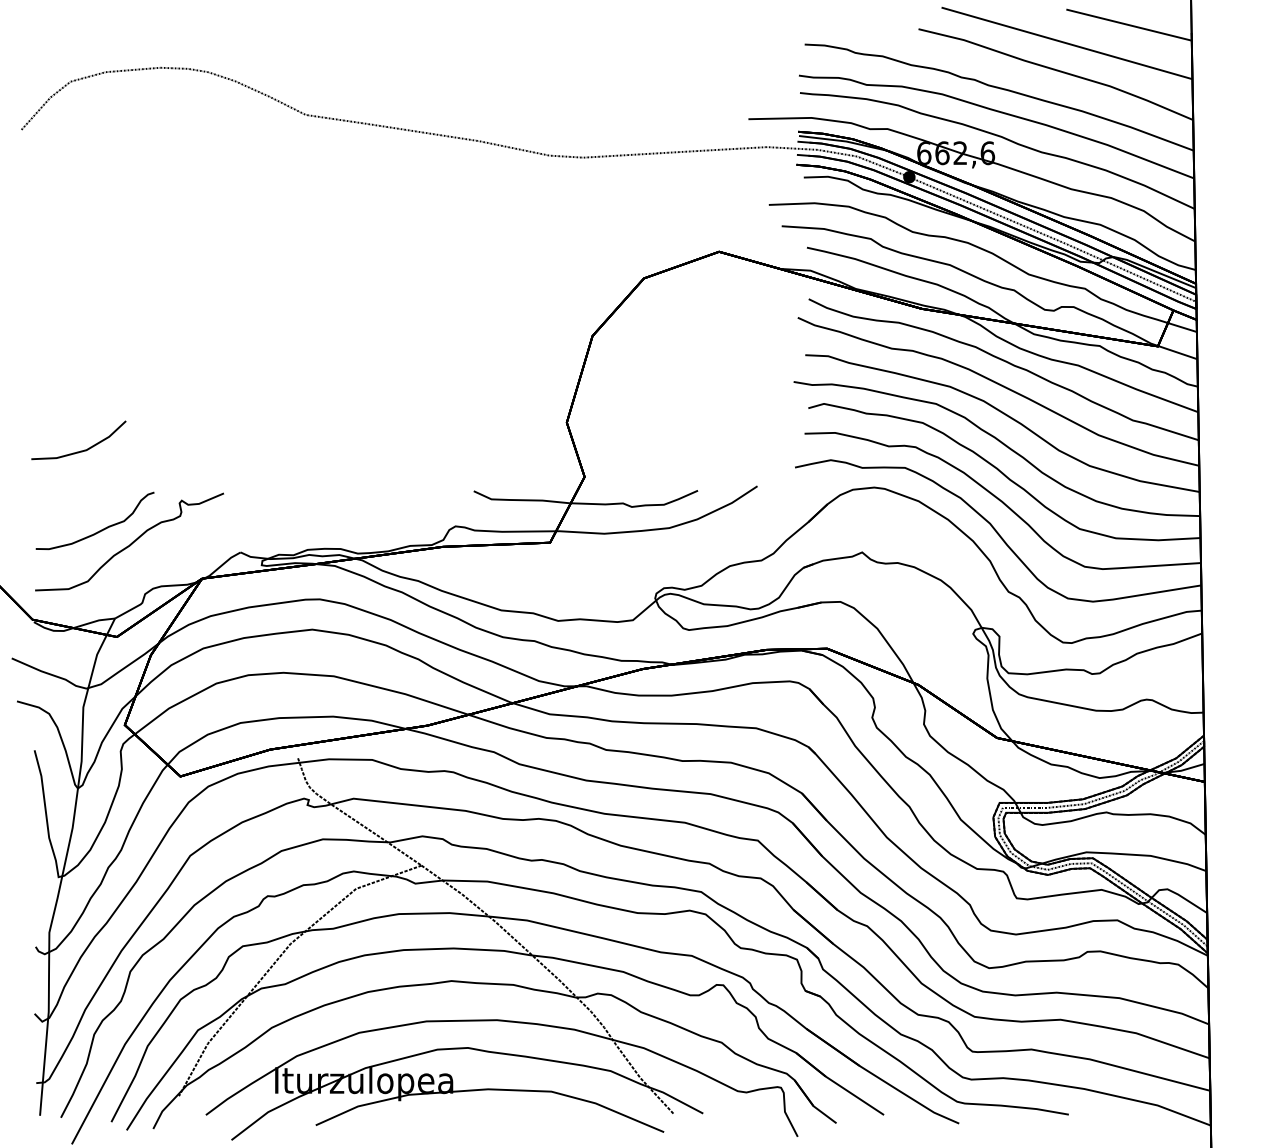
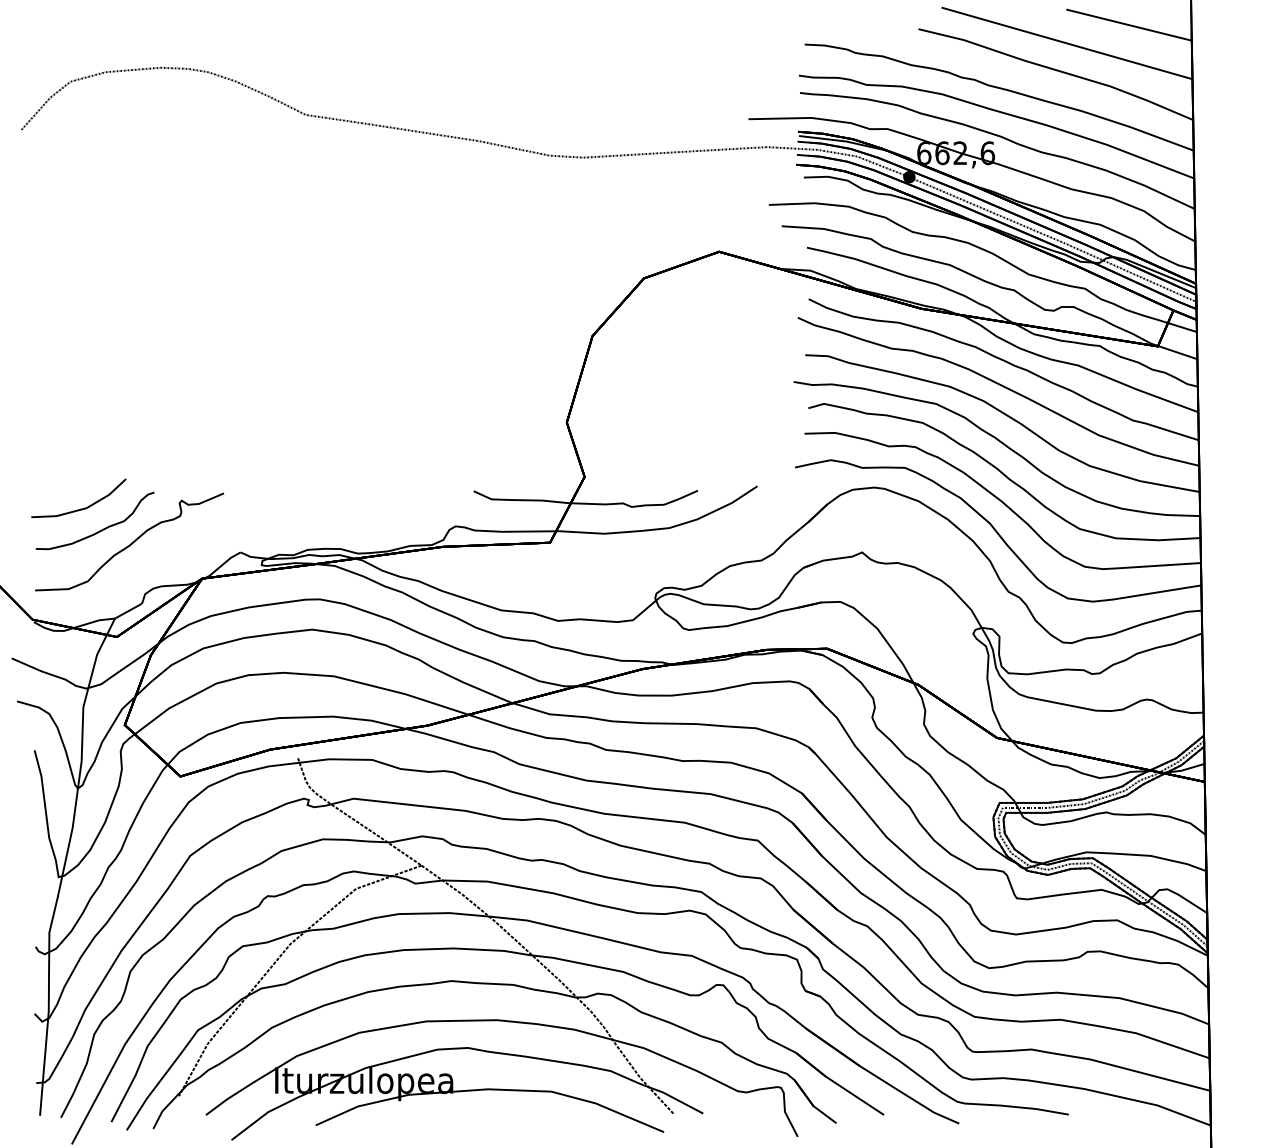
line position: (80, 450) -> (80, 508) (80, 508)
